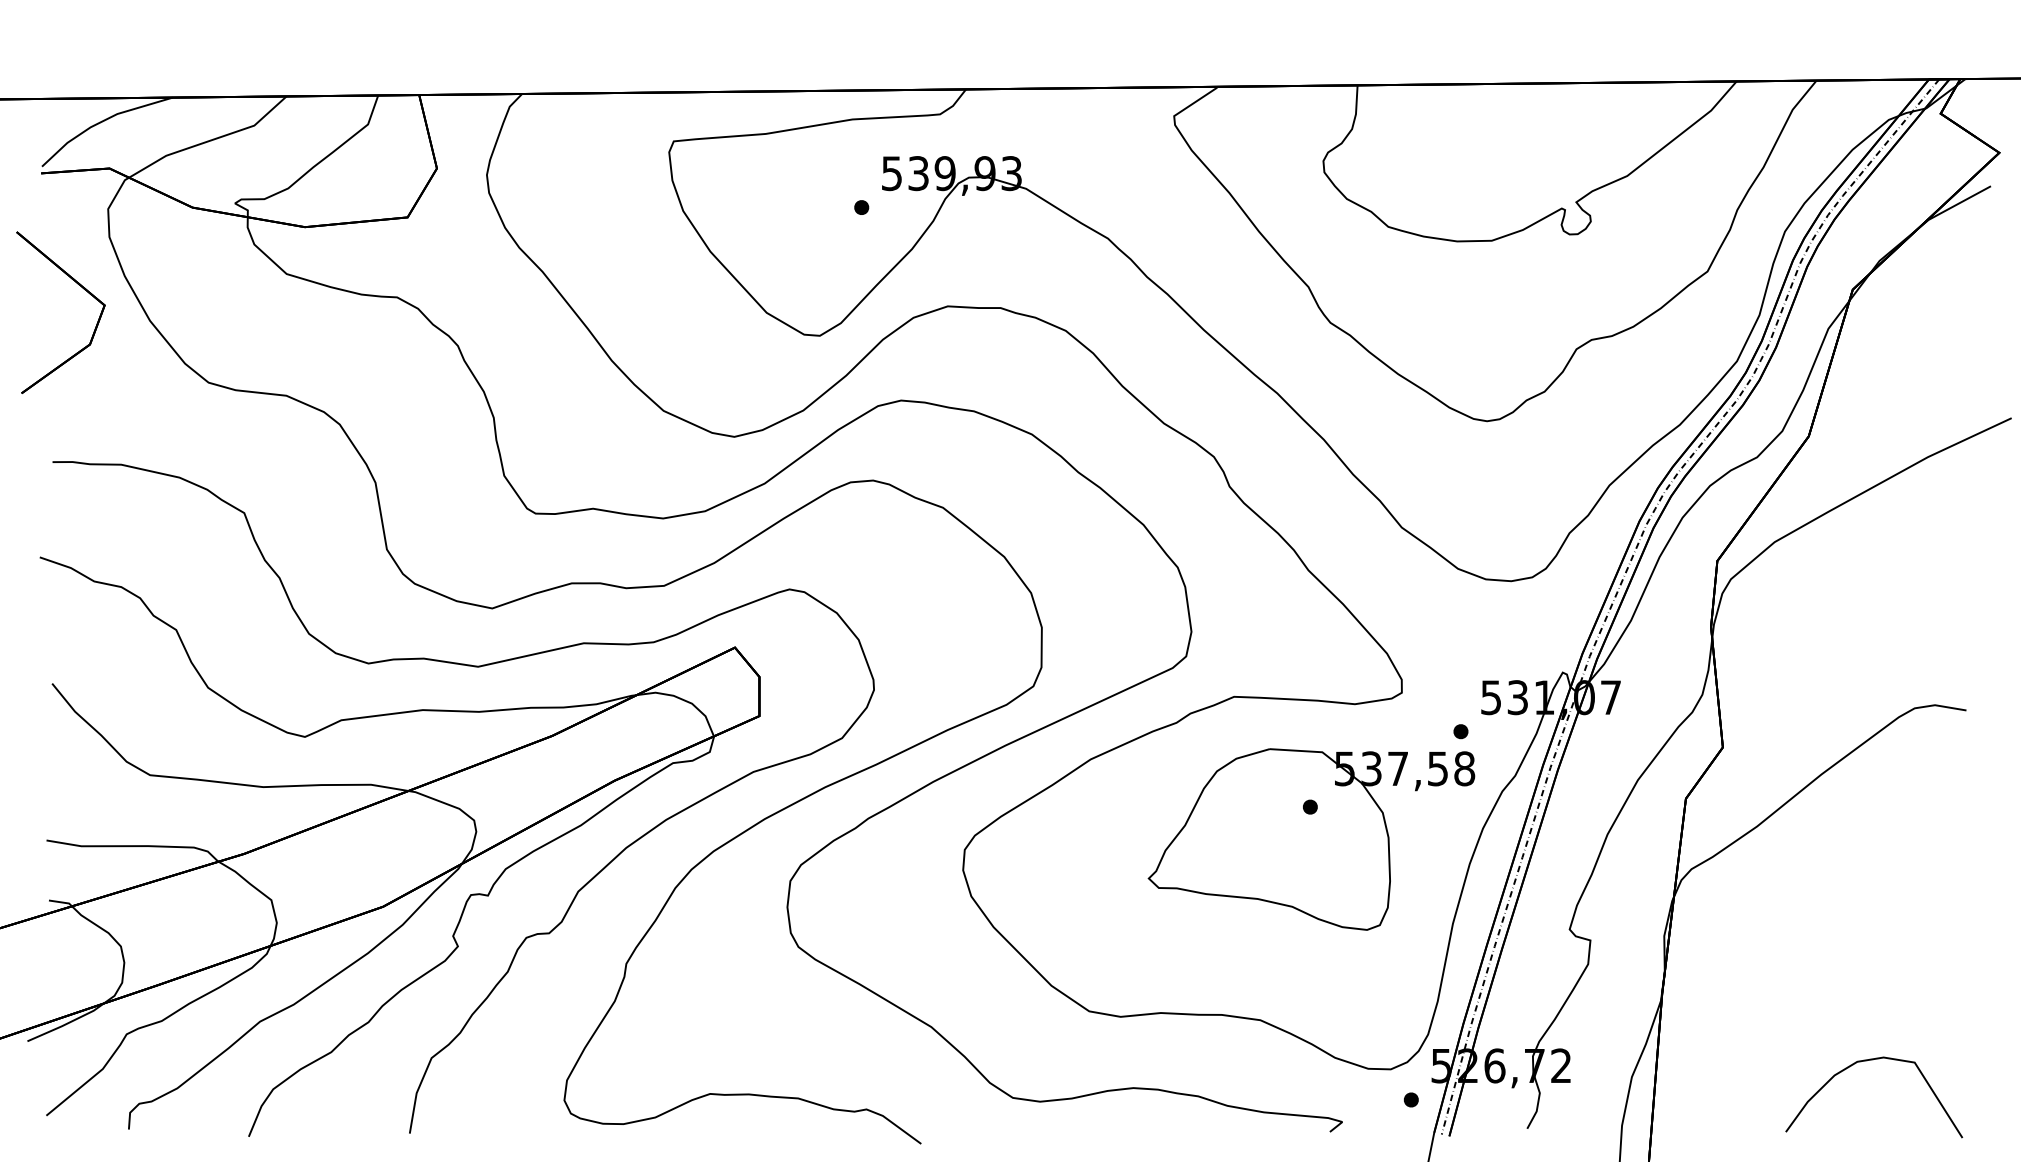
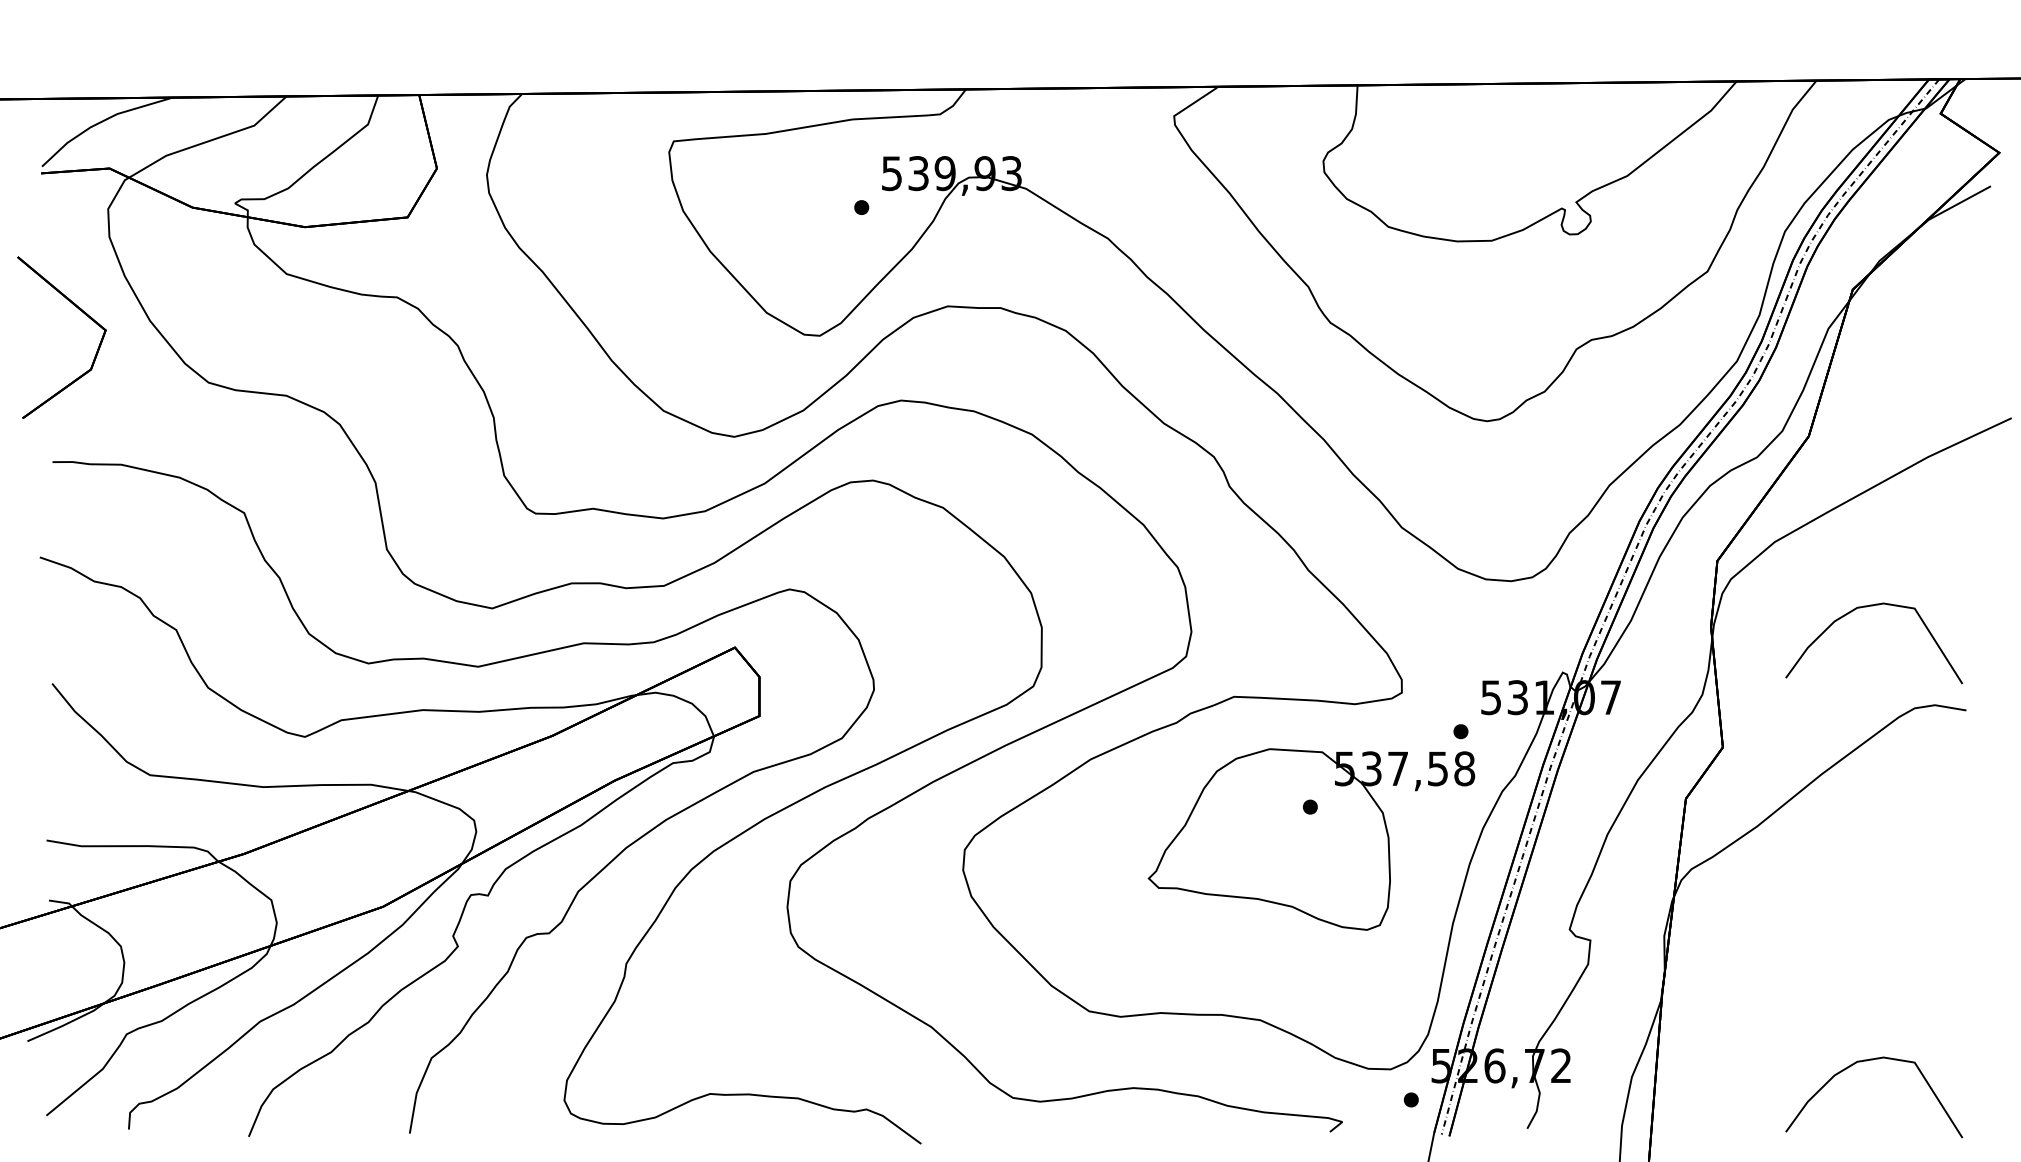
part position: (83, 289) -> (84, 314) (84, 314)
curve: none -> present (1867, 607)
